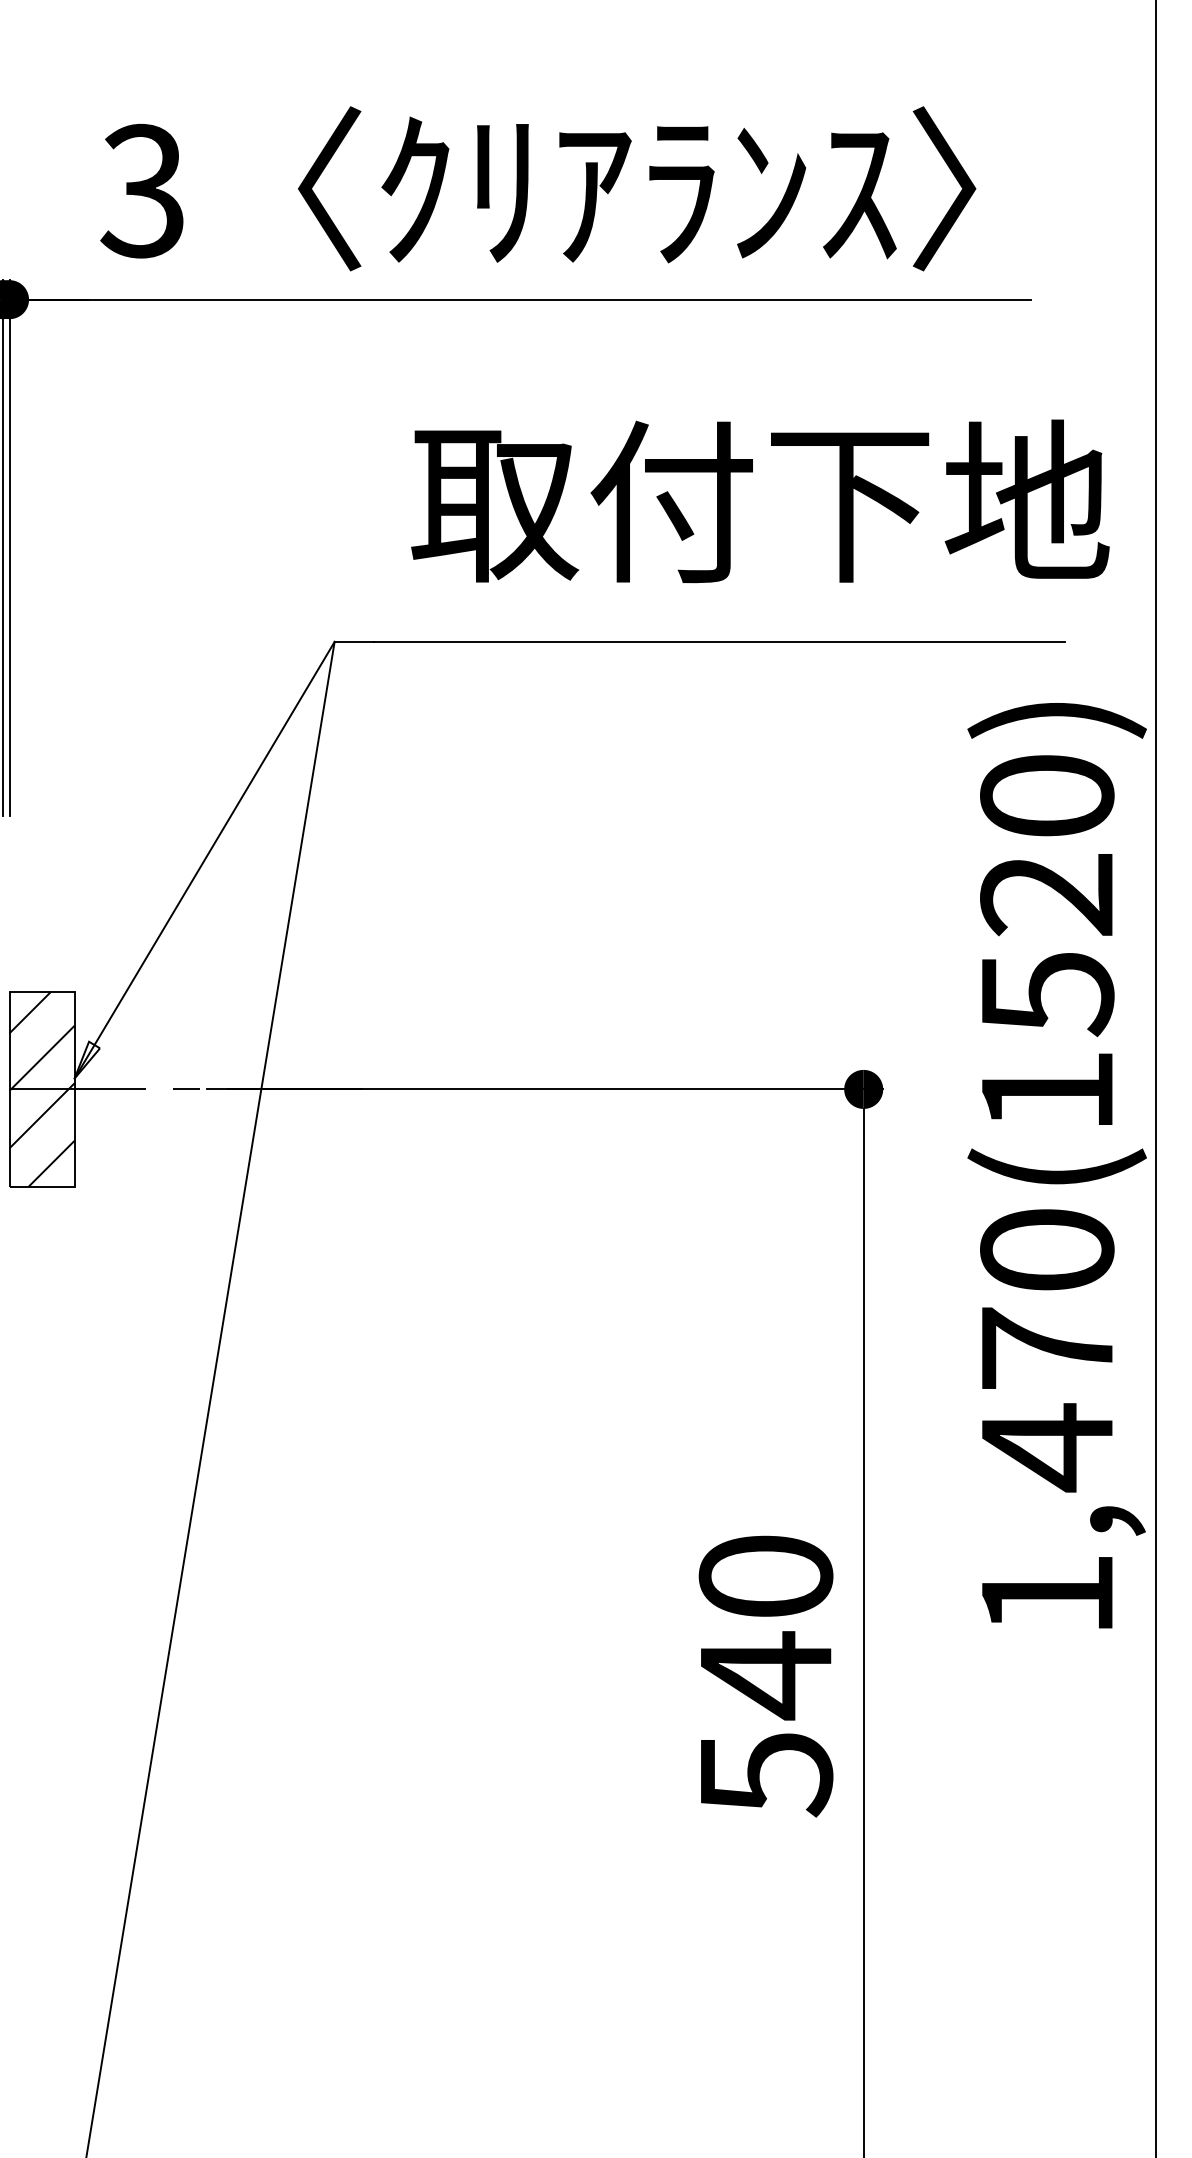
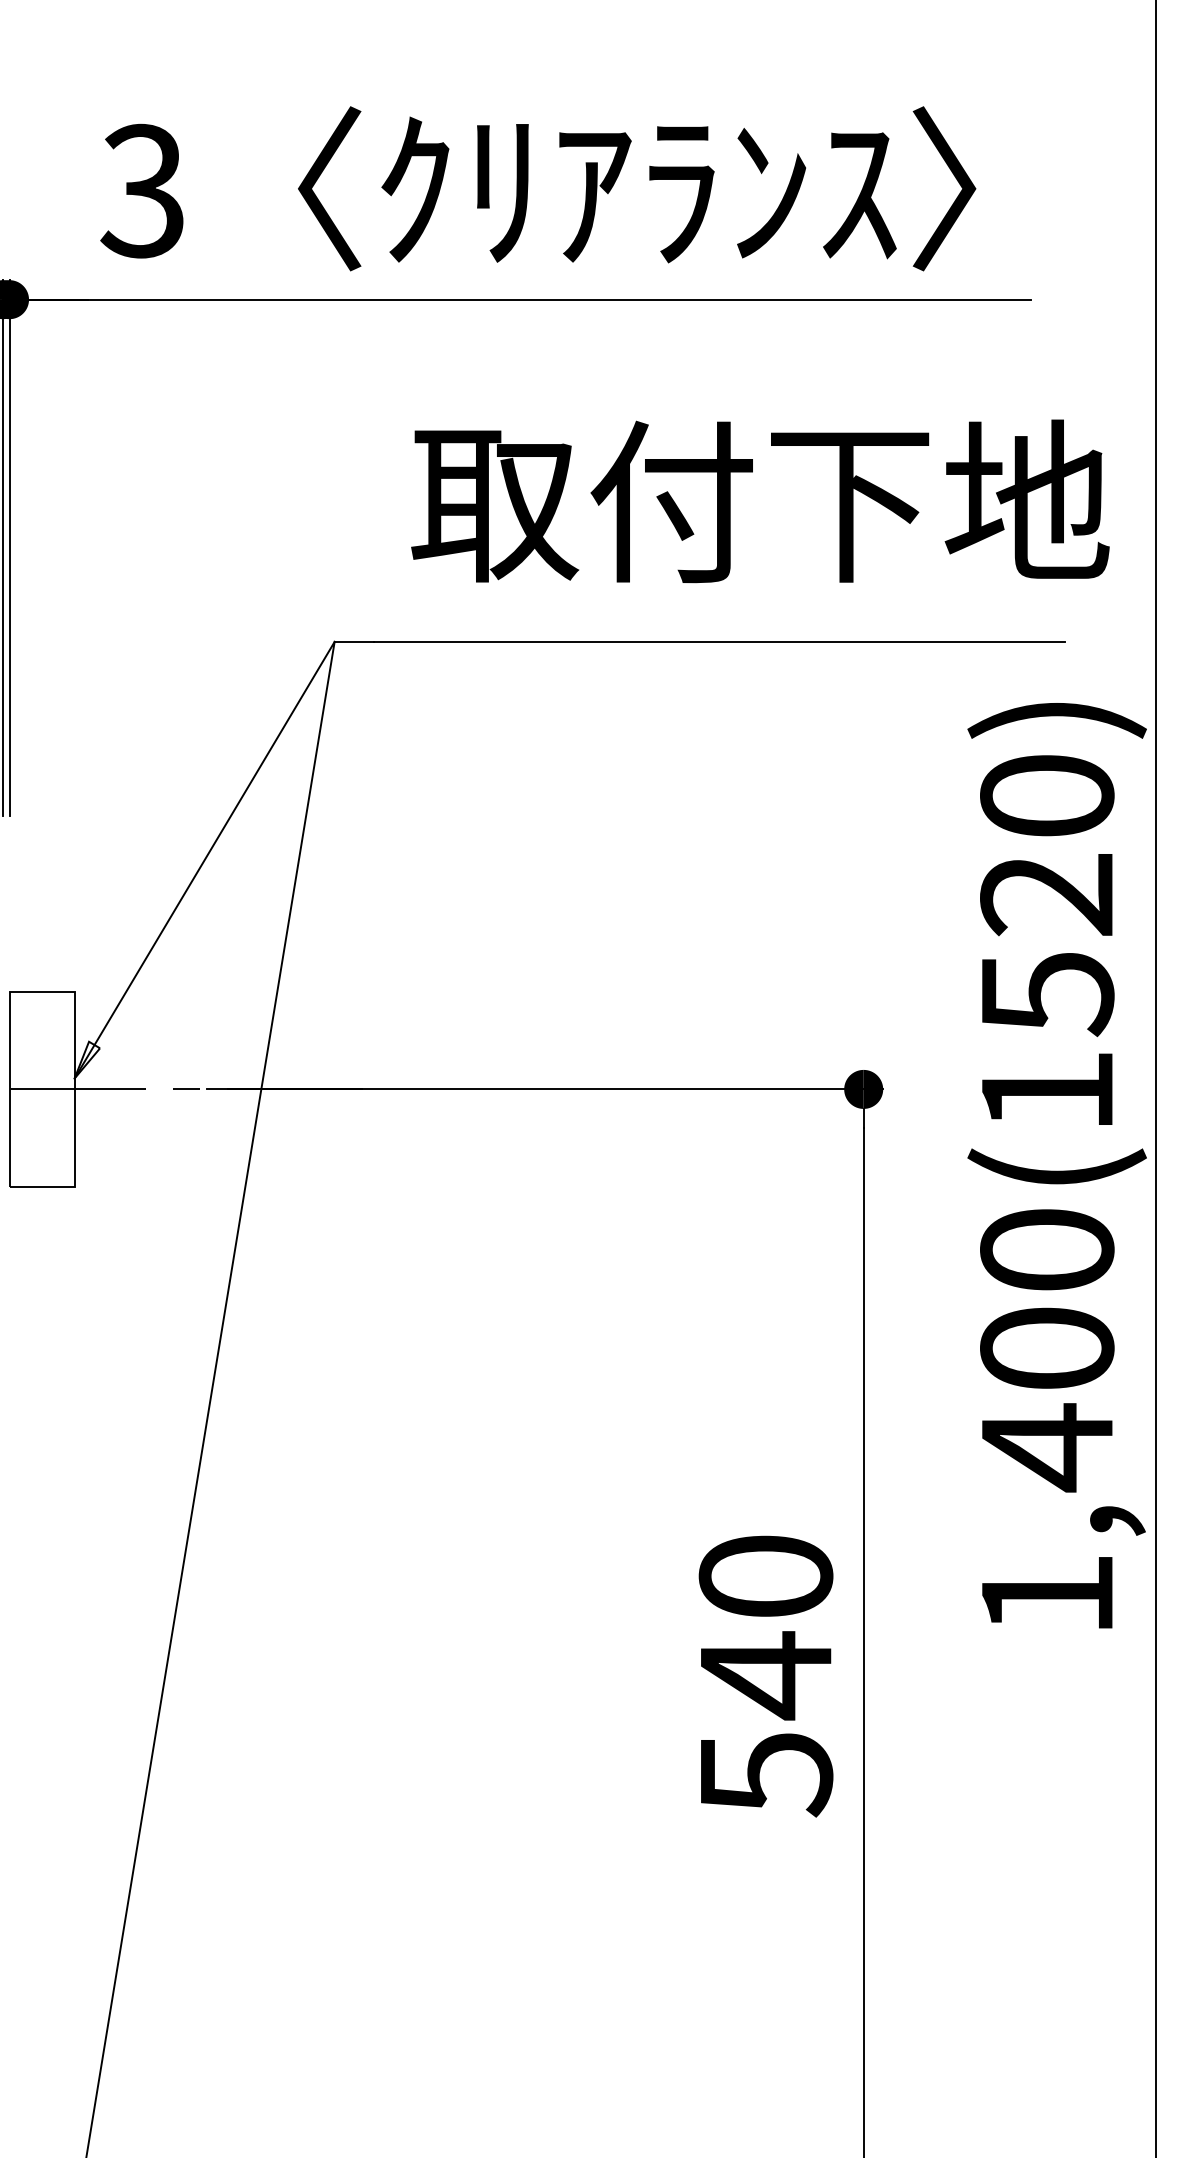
hatch: present -> none (41, 1089)
text: 1,470(1520) -> 1,400(1520) (1047, 1347)
